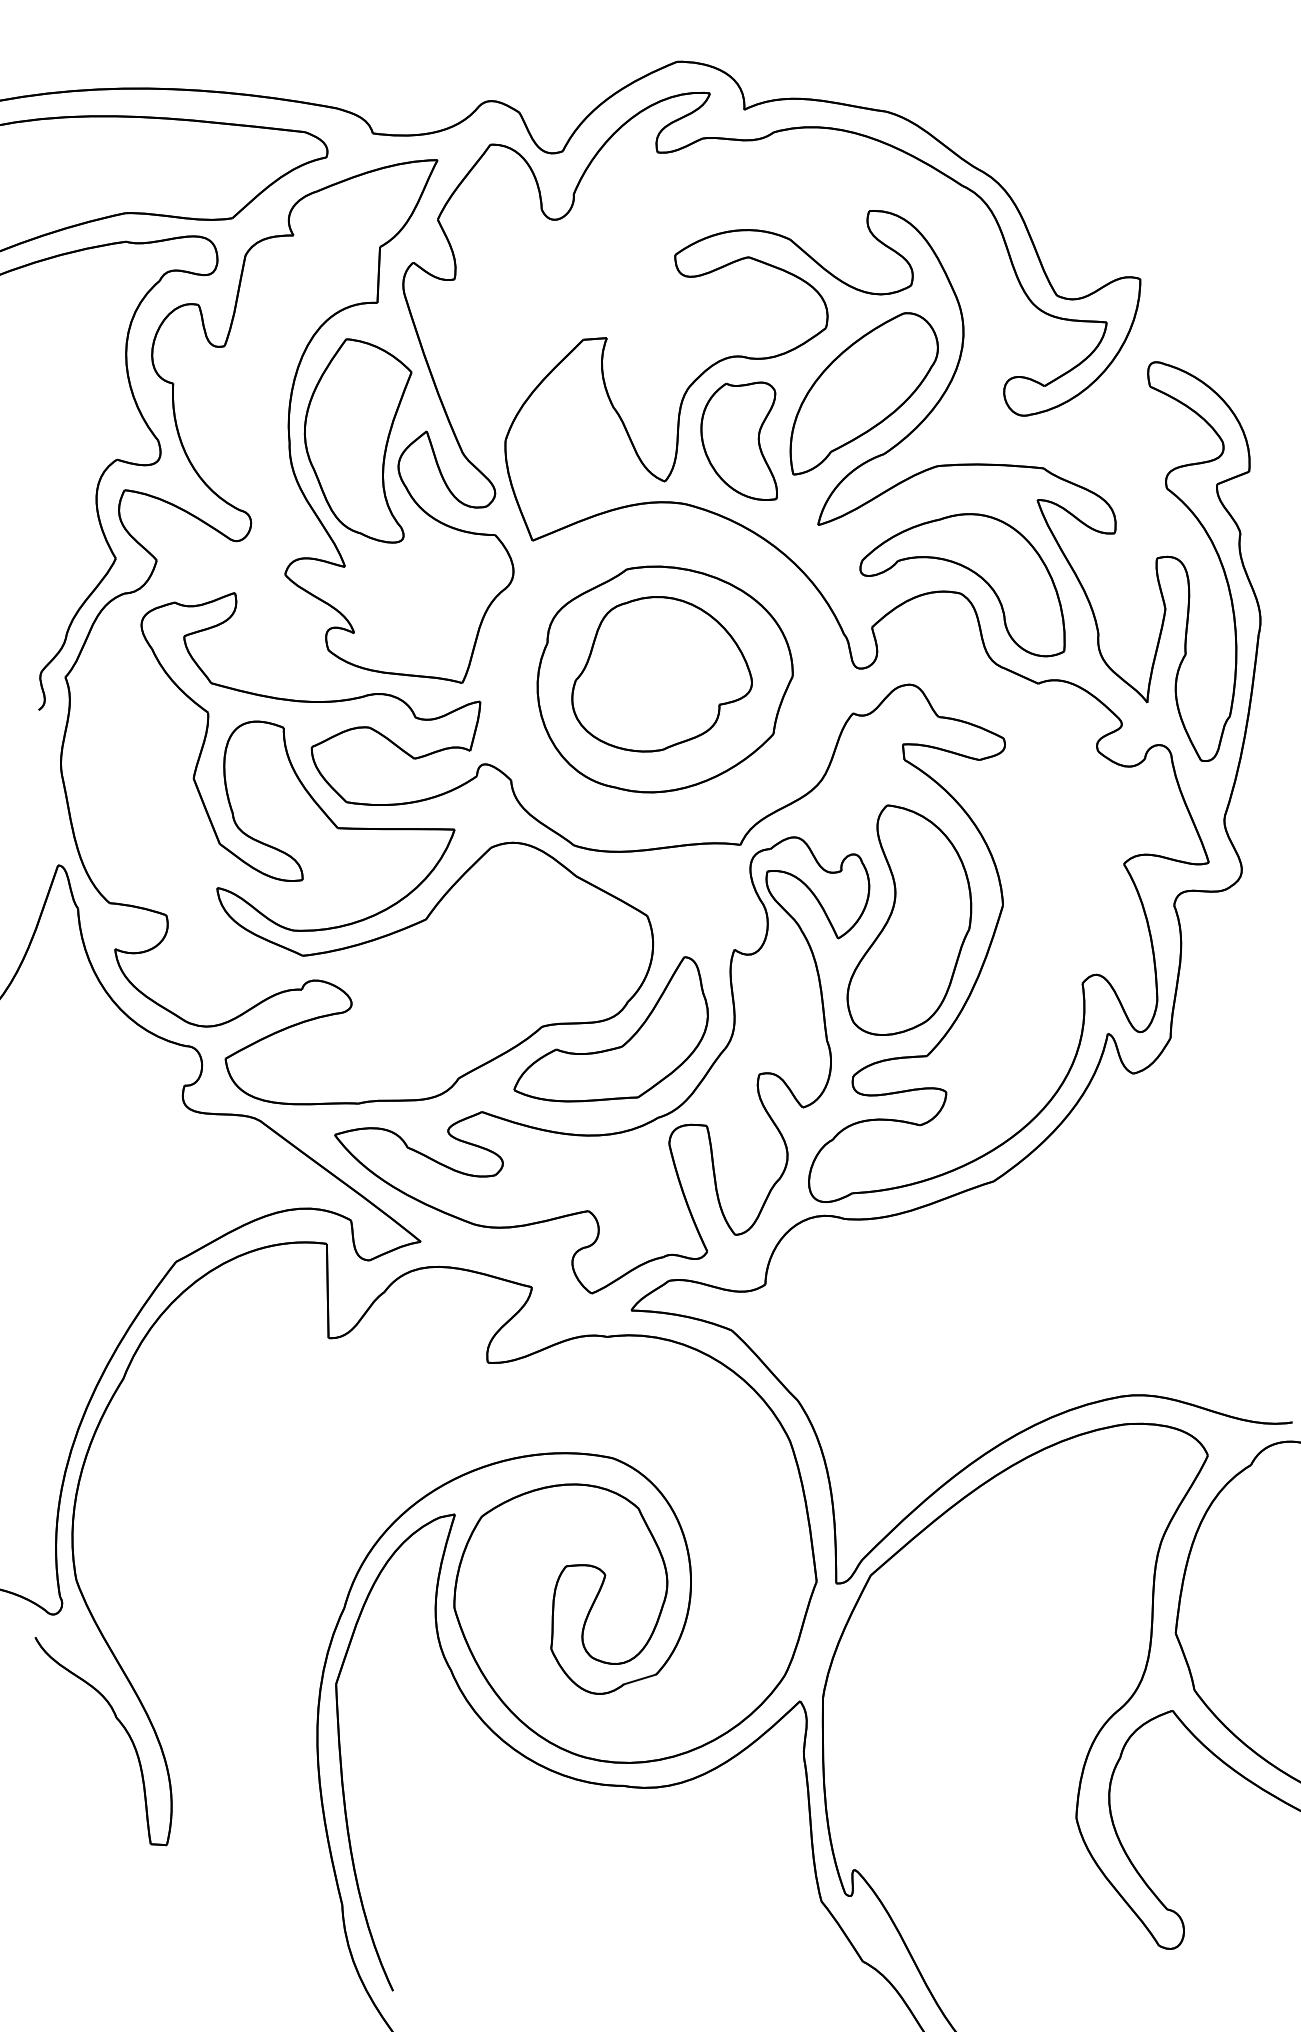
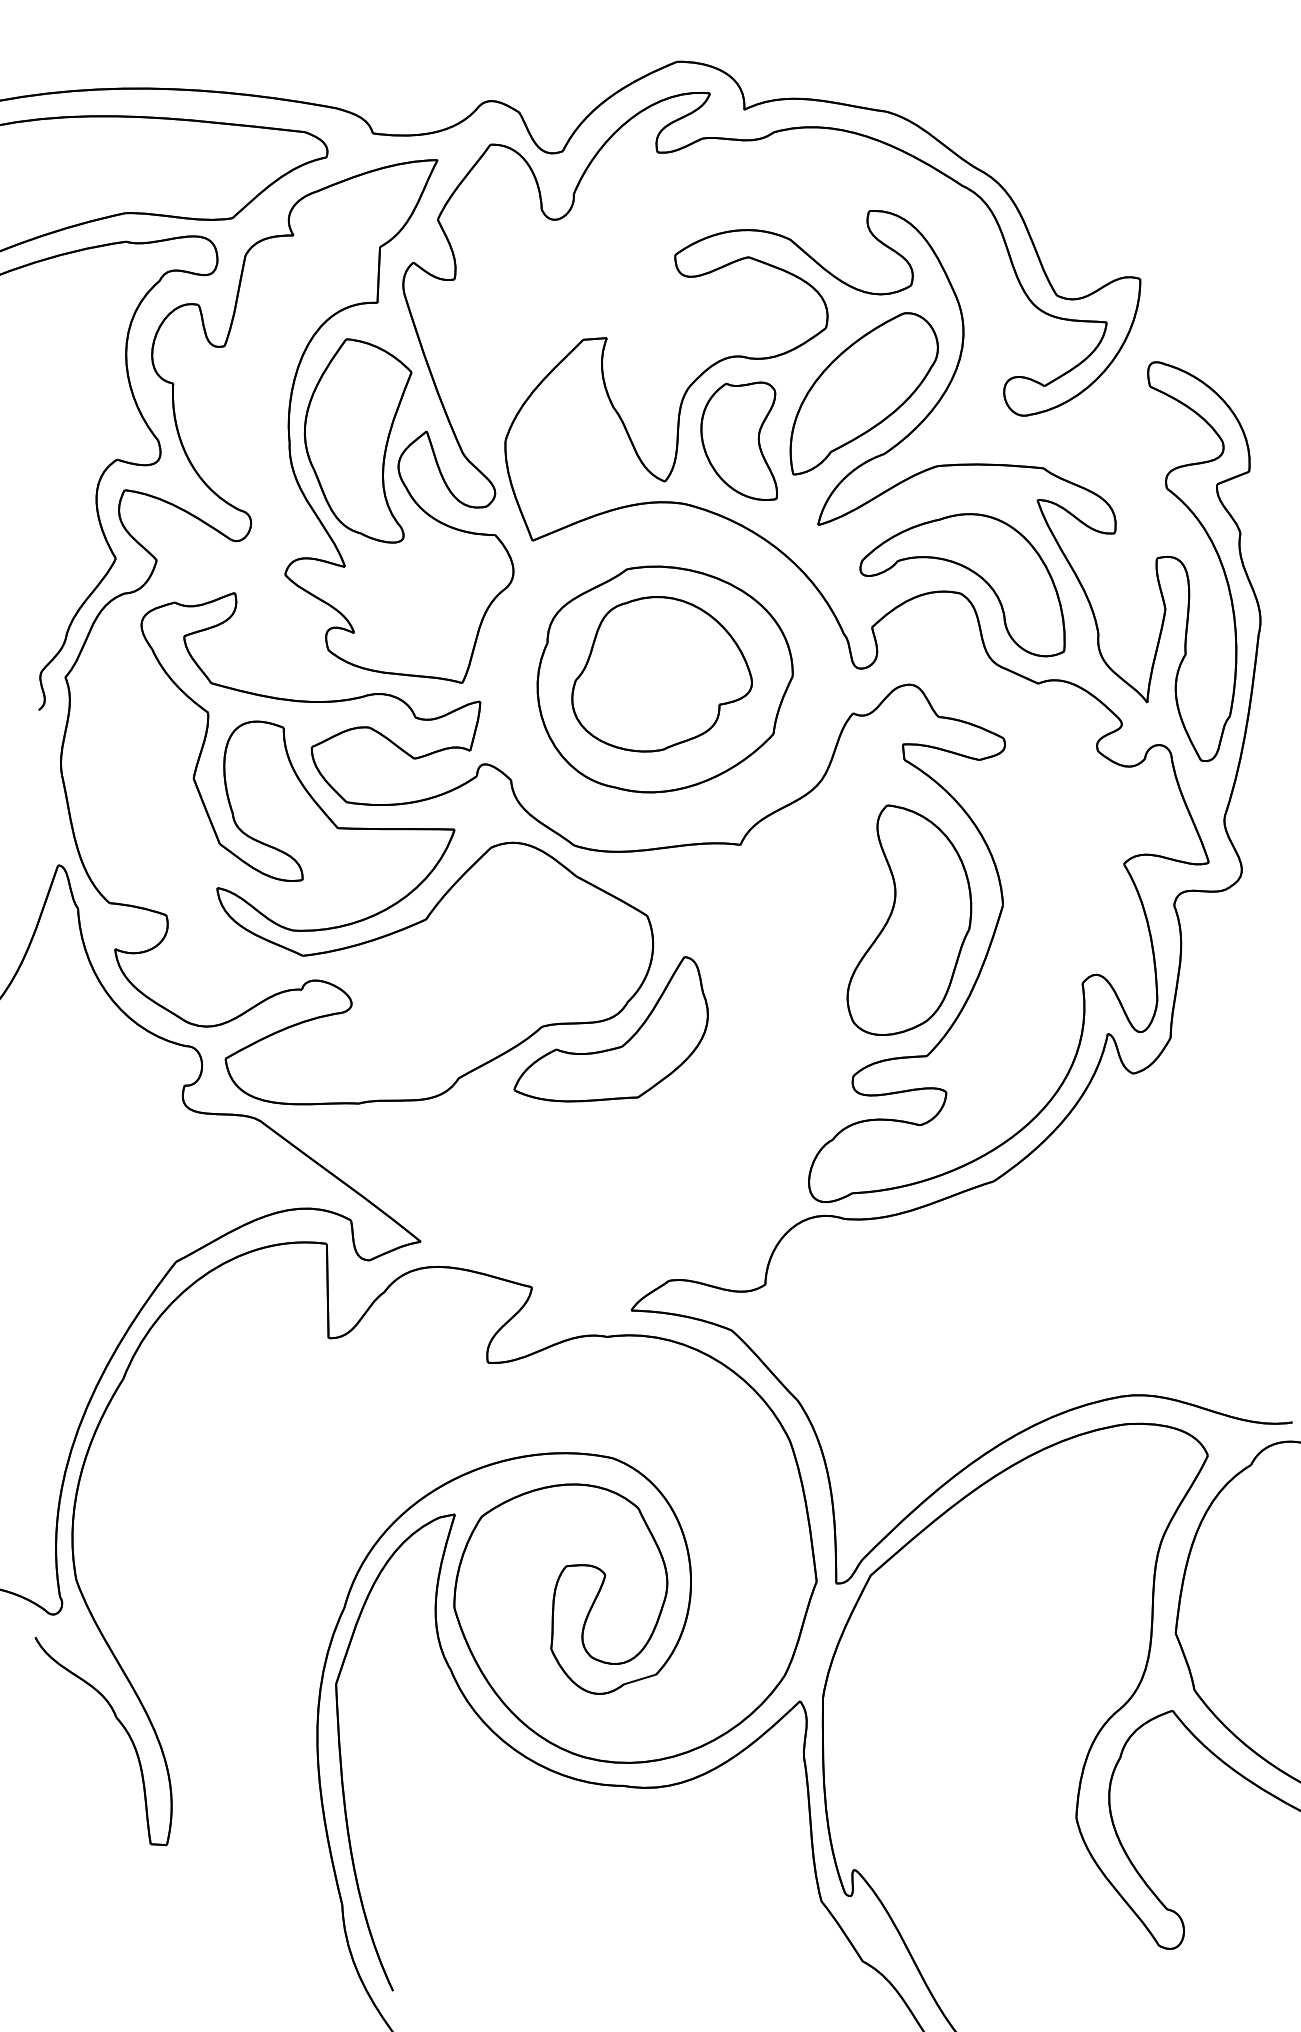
part: present -> none (613, 1132)
